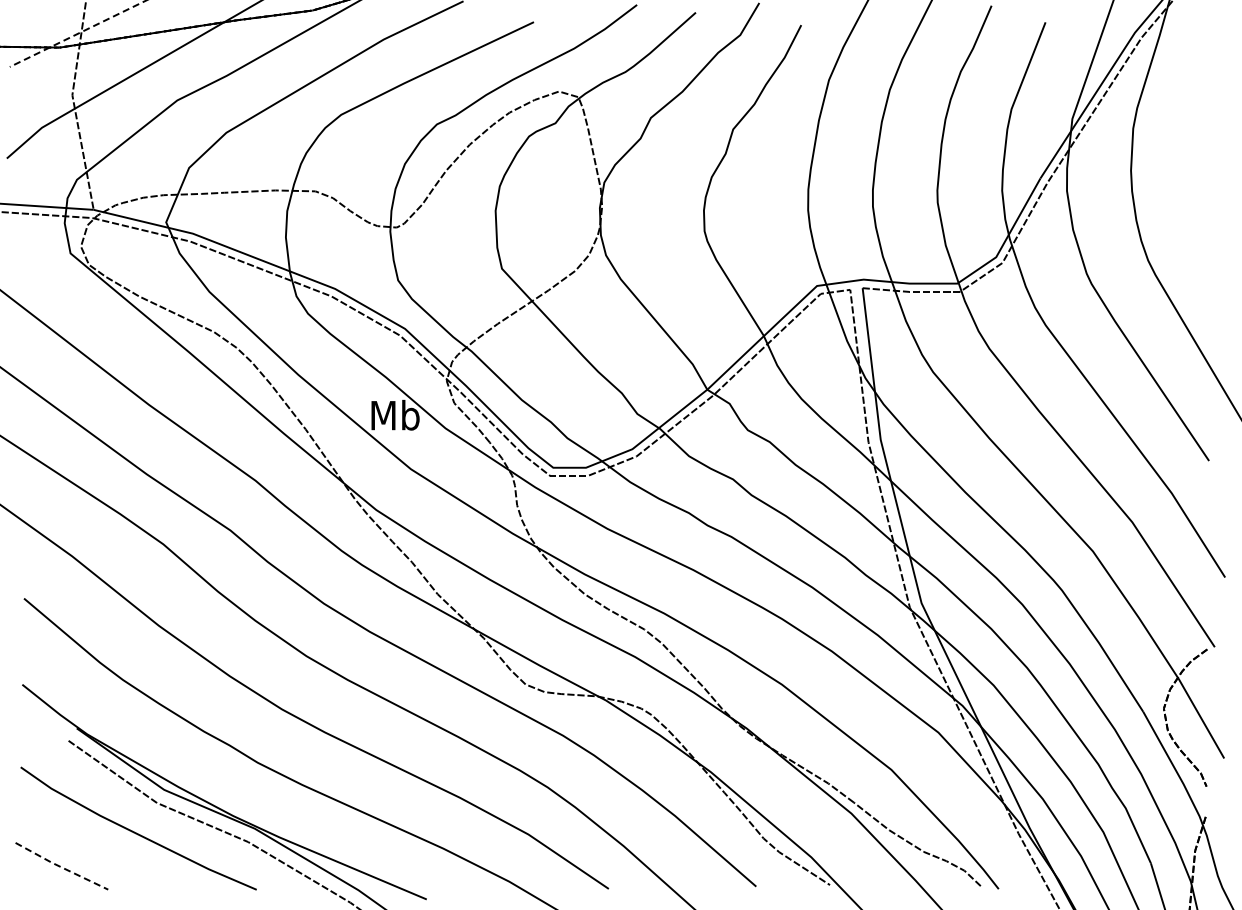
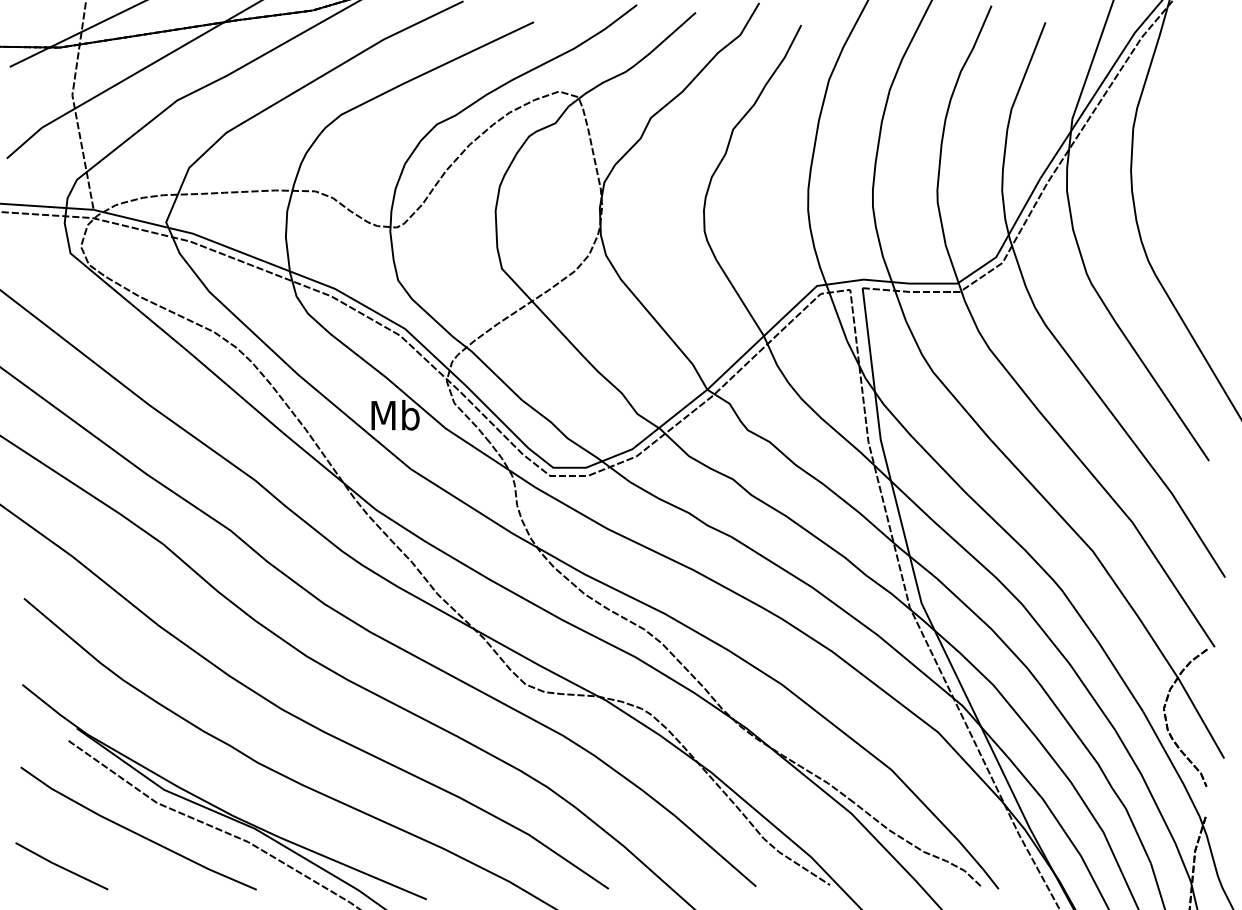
line: dashed -> solid (78, 33)
line: dashed -> solid (60, 867)
